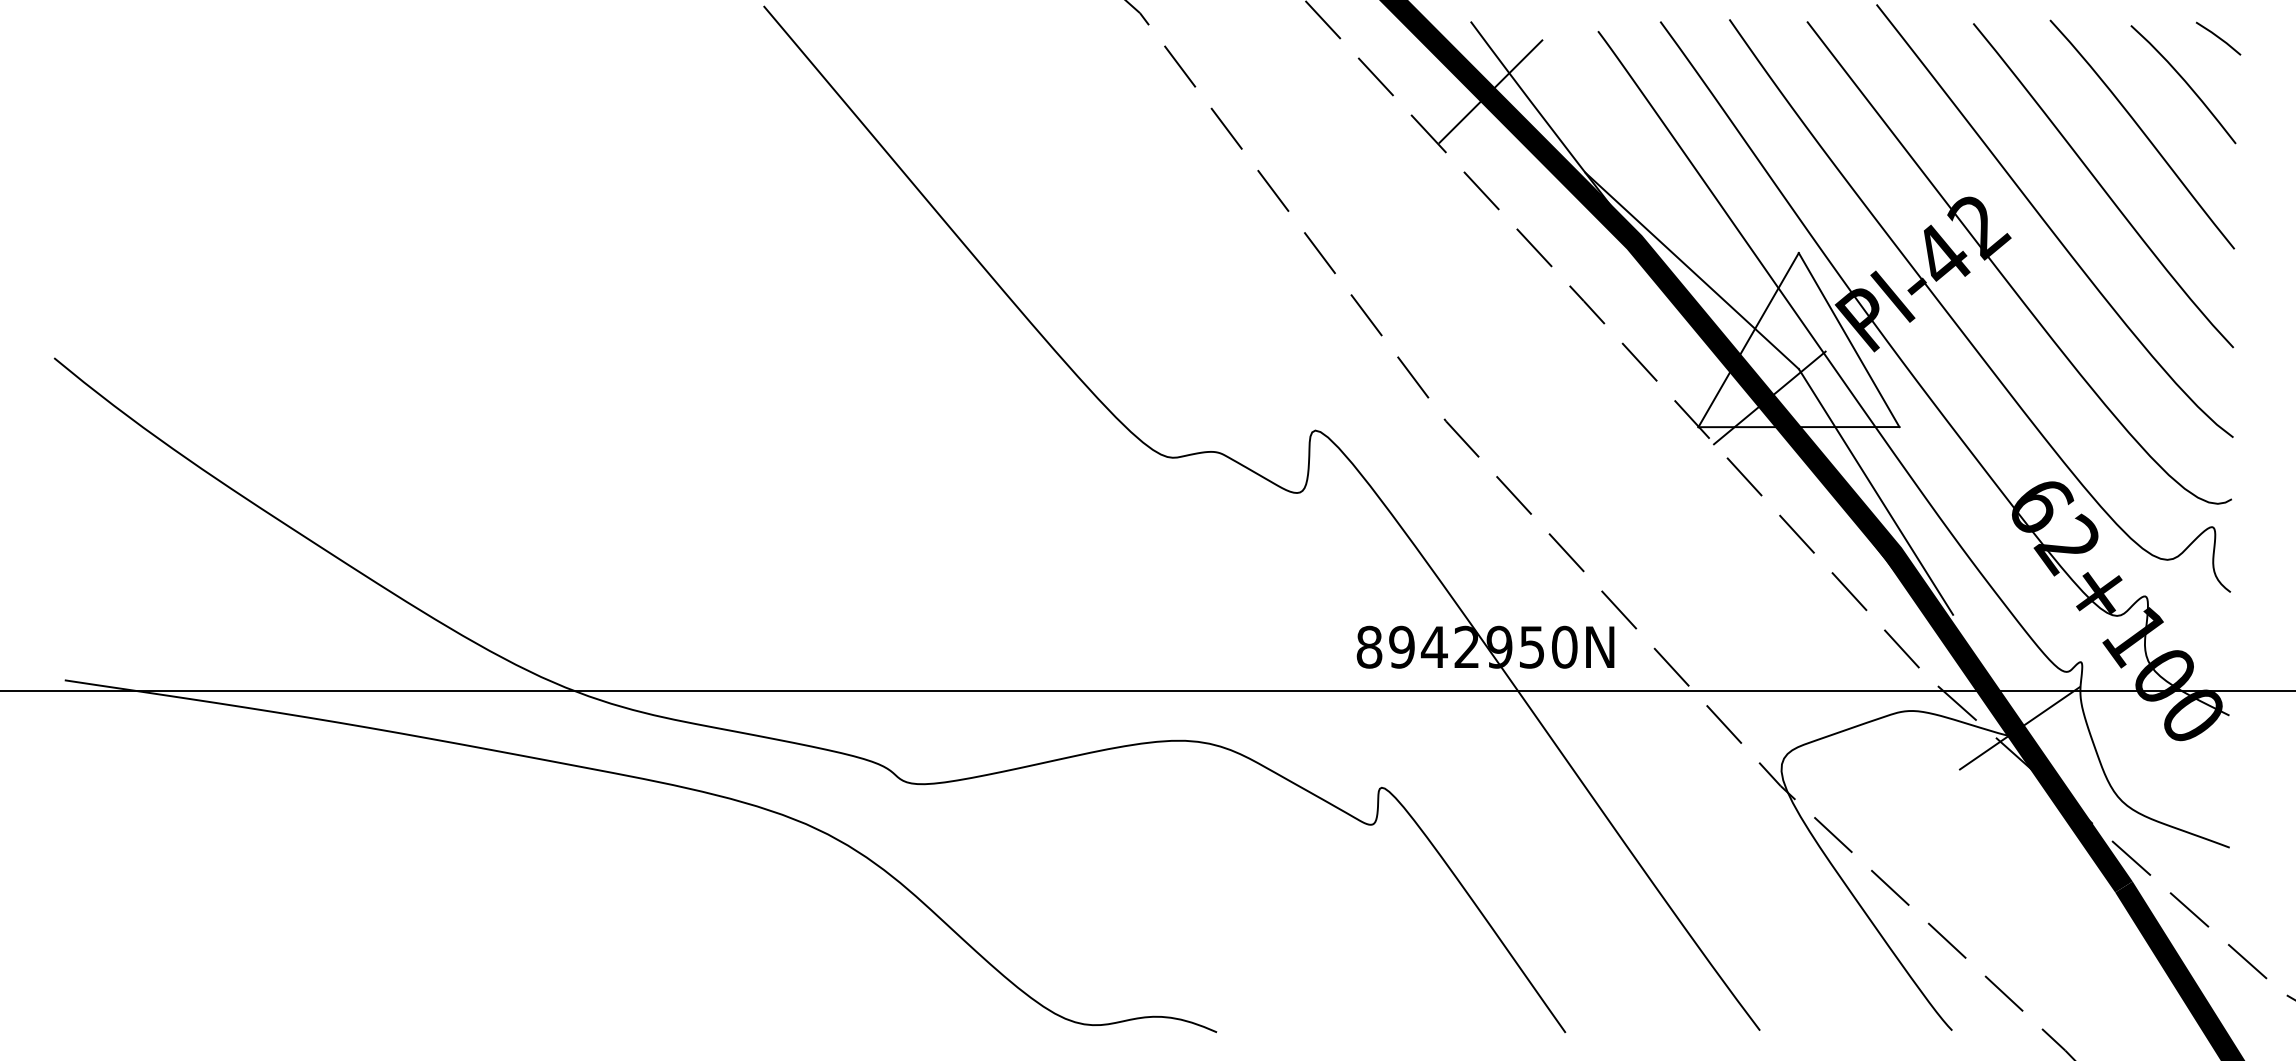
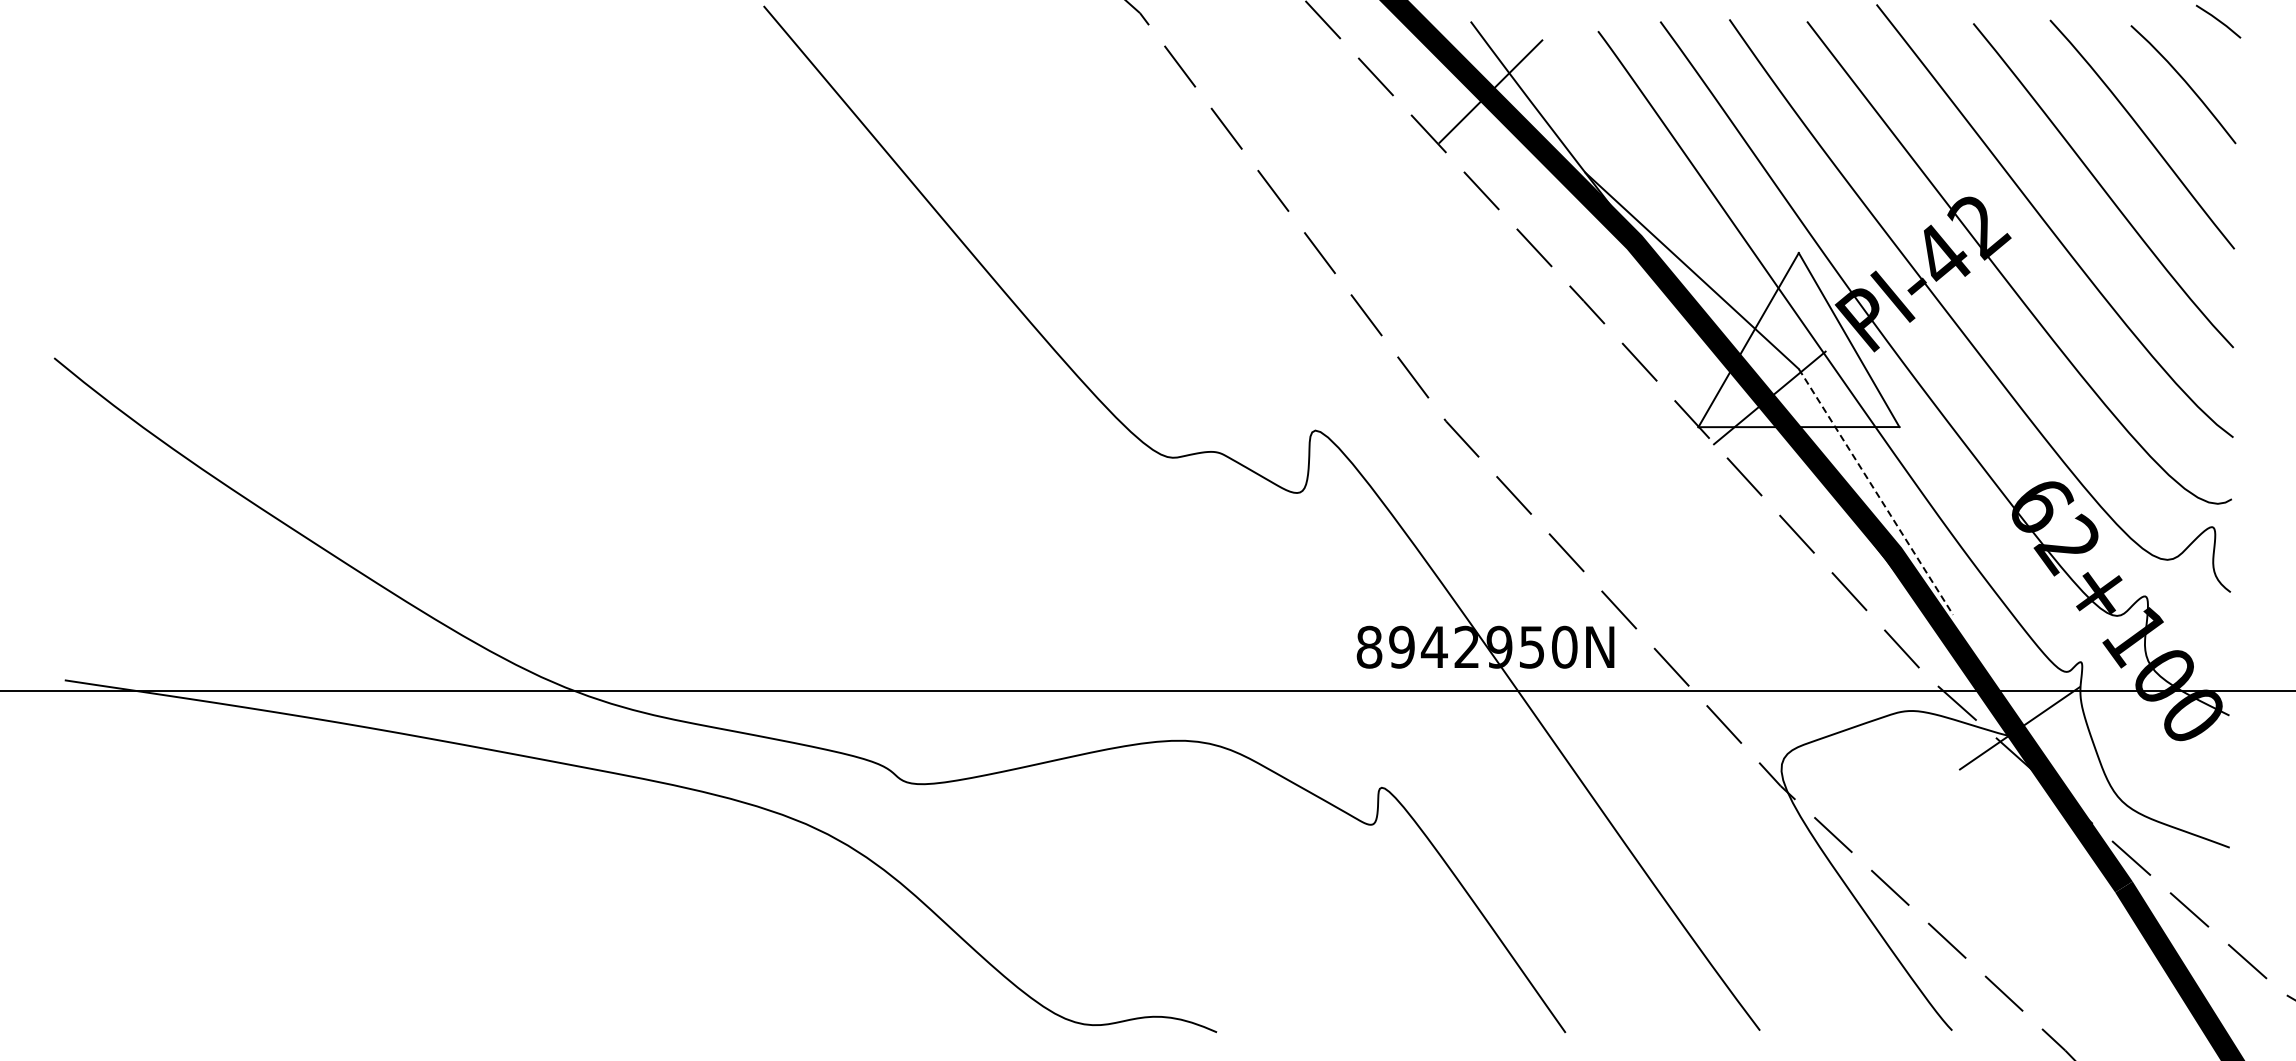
line position: (2218, 38) -> (2218, 21) (2218, 21)
line: solid -> dashed (1876, 492)
